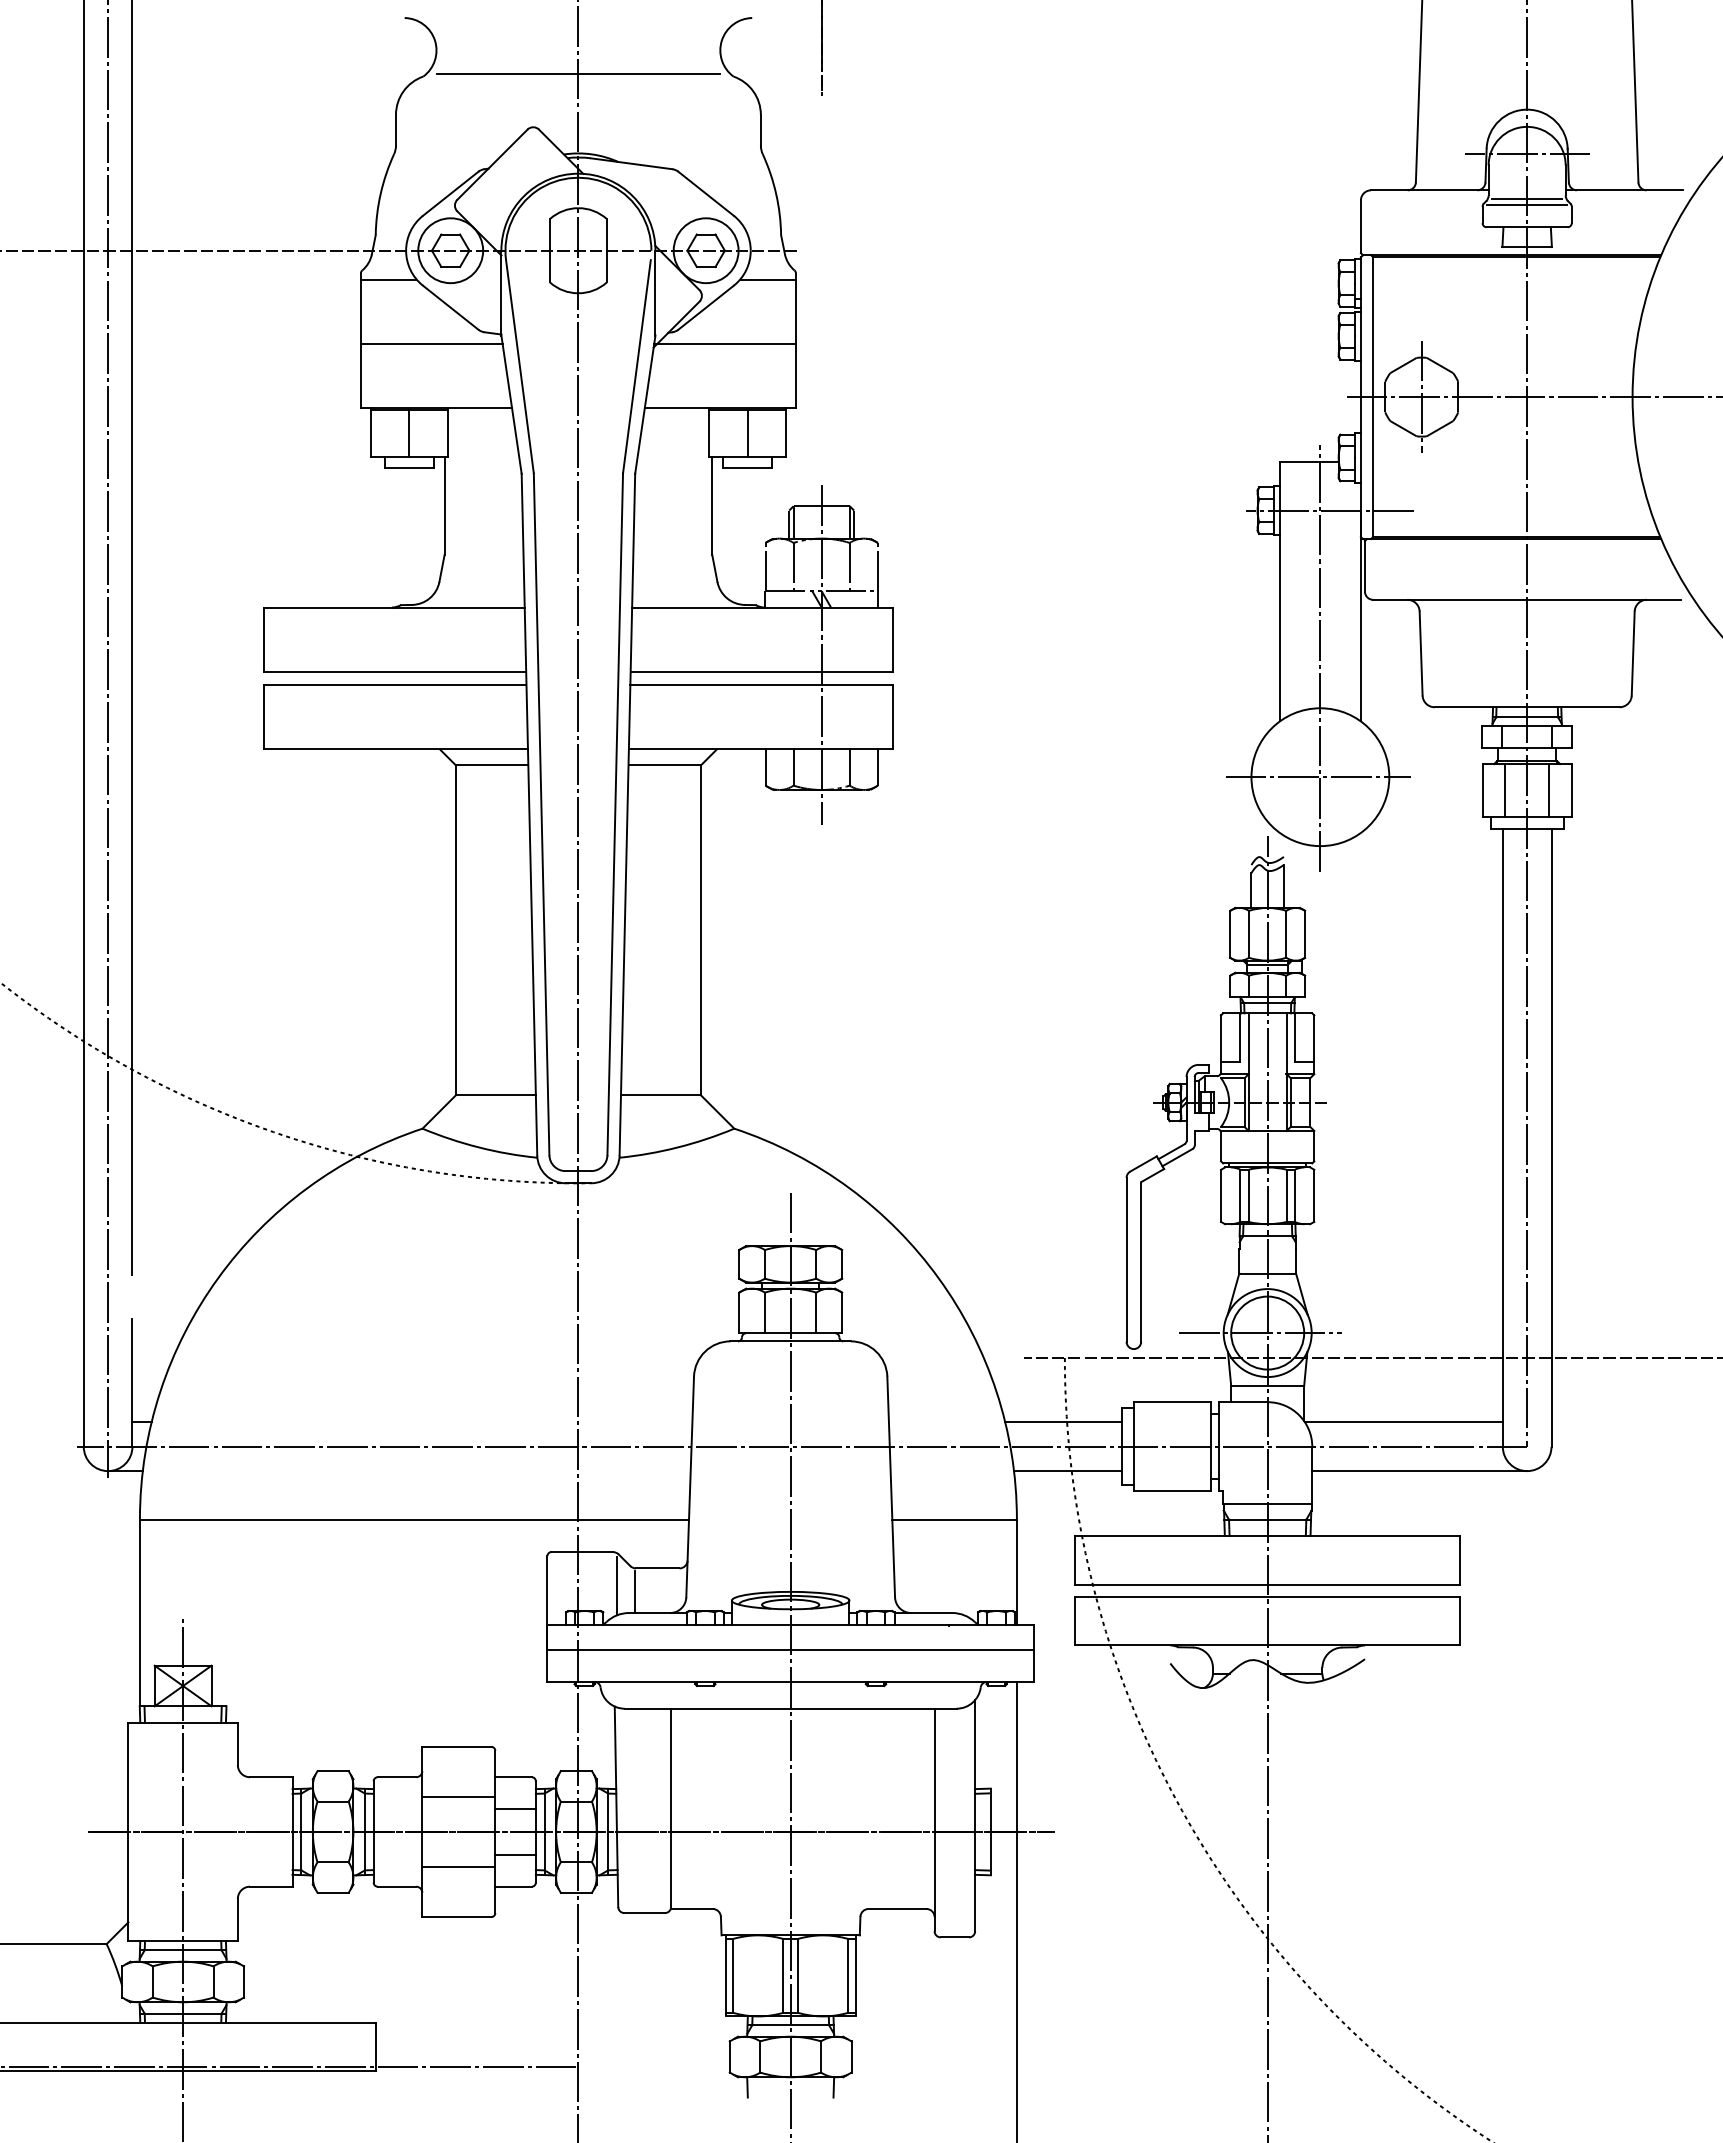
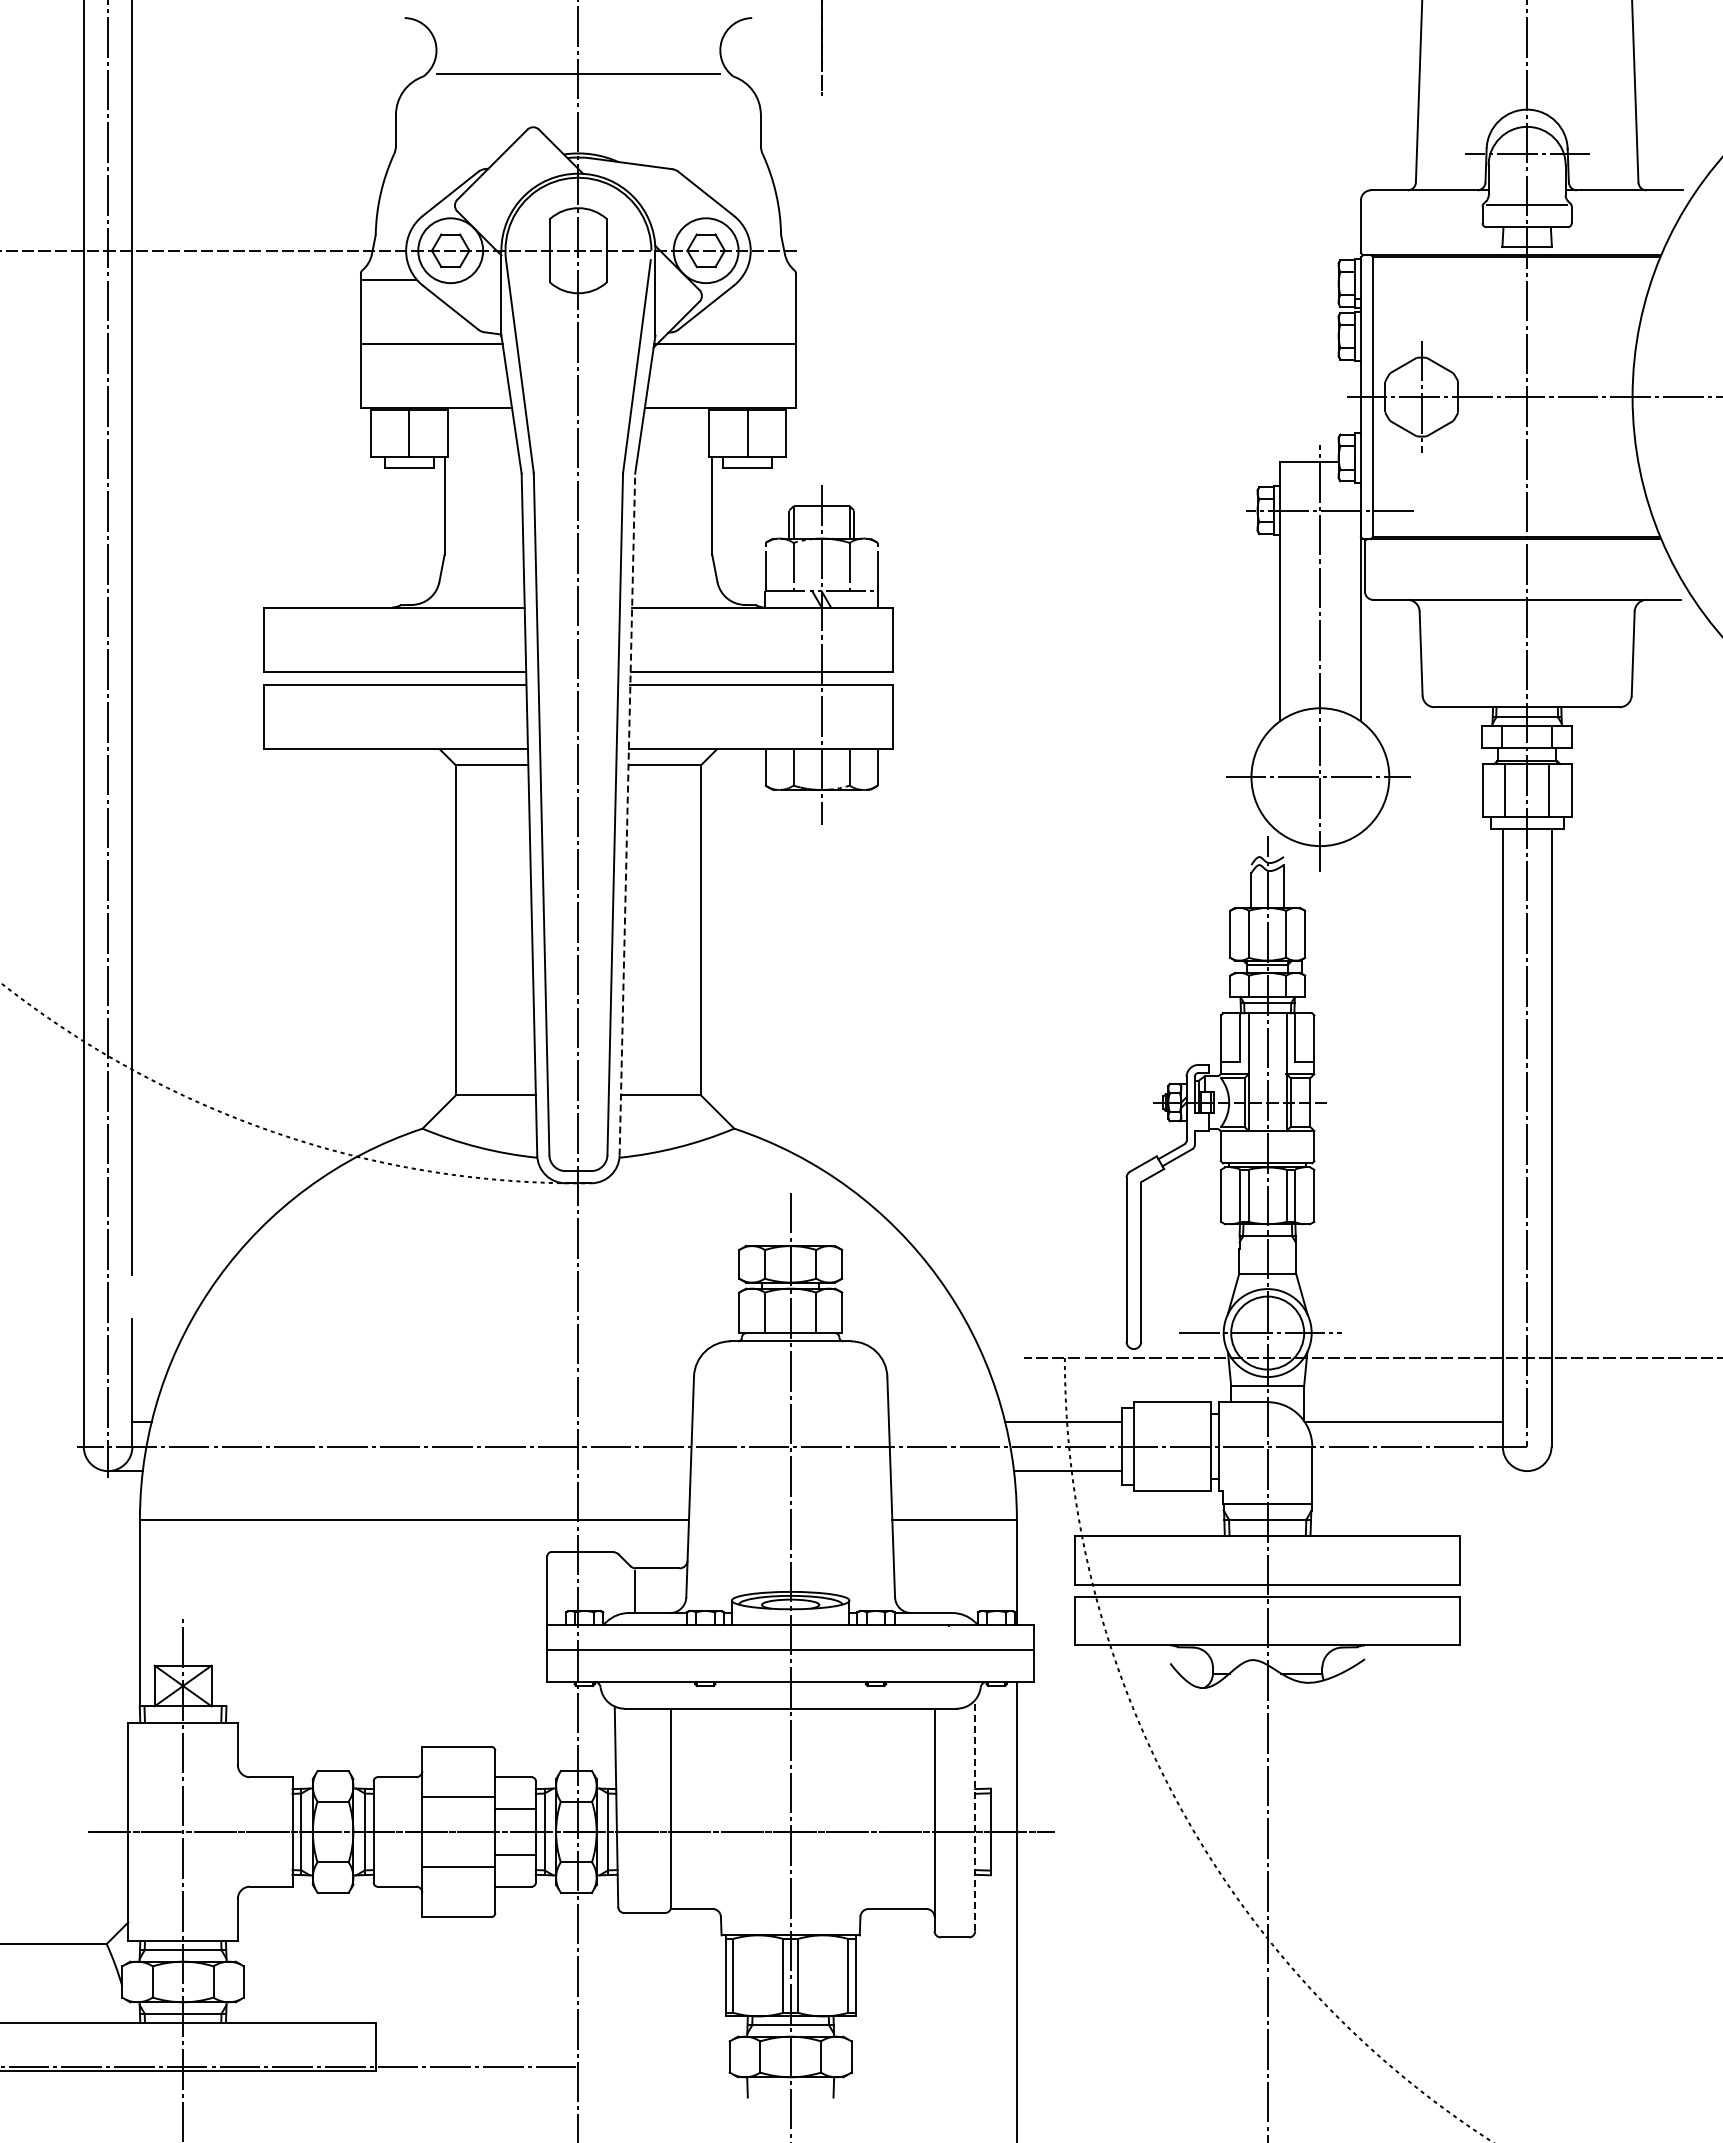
line: present -> none (1526, 198)
line: present -> none (768, 279)
line: solid -> dashed (627, 814)
line: present -> none (1419, 1471)
line: present -> none (617, 1585)
line: solid -> dashed (975, 1815)
